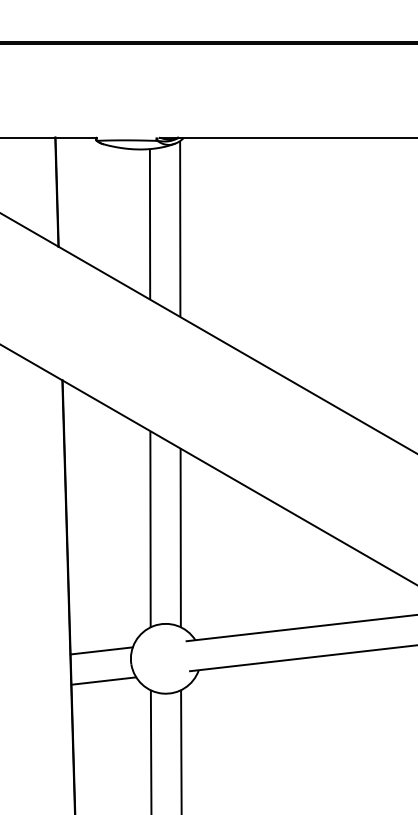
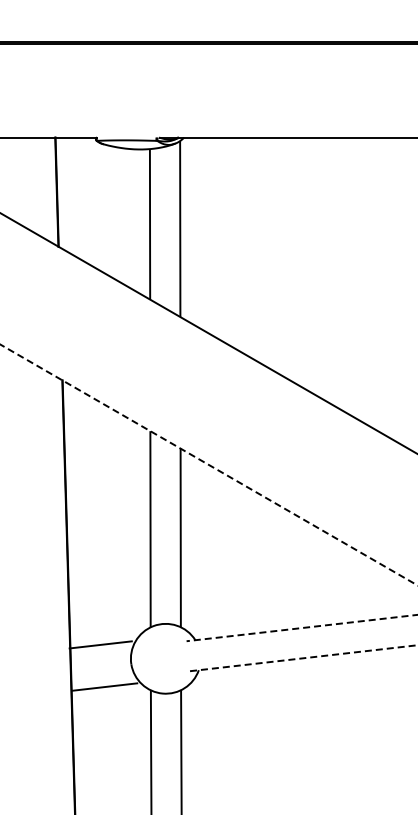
line: solid -> dashed (208, 464)
line: solid -> dashed (301, 628)
line position: (101, 650) -> (100, 644) (100, 644)
line: solid -> dashed (304, 658)
line position: (103, 680) -> (104, 686) (104, 686)
